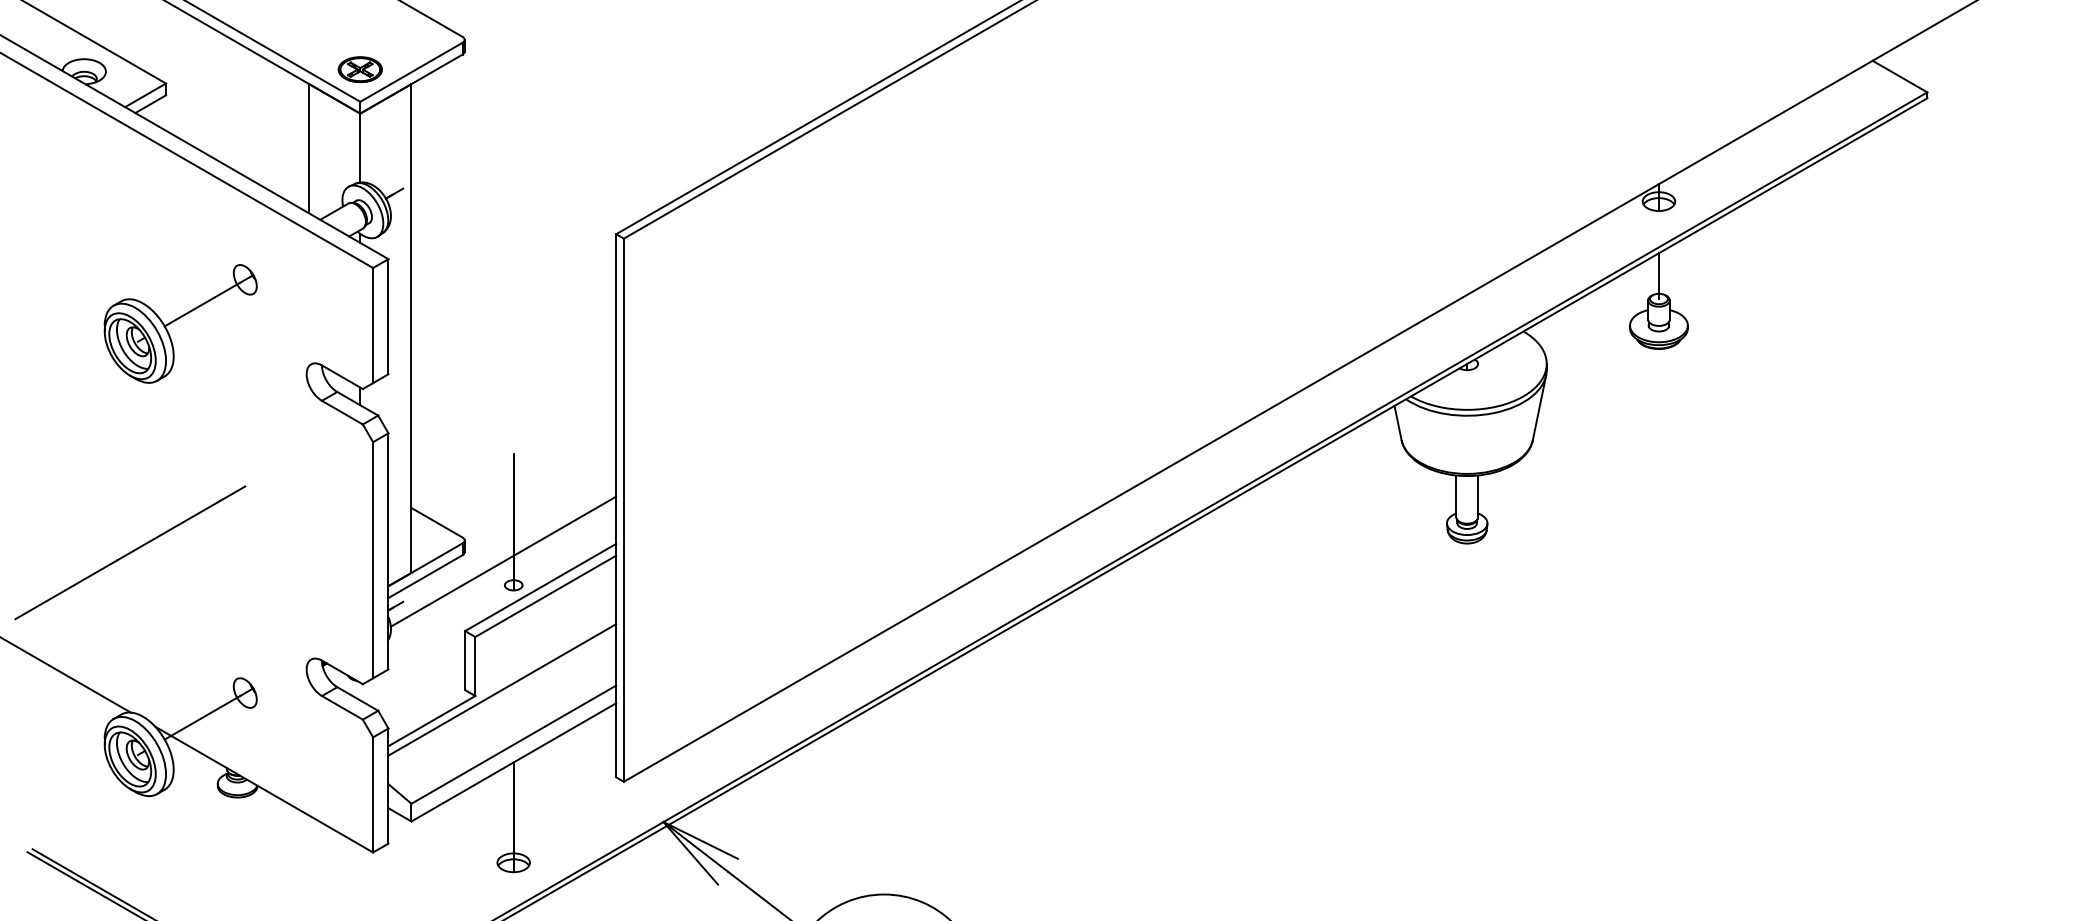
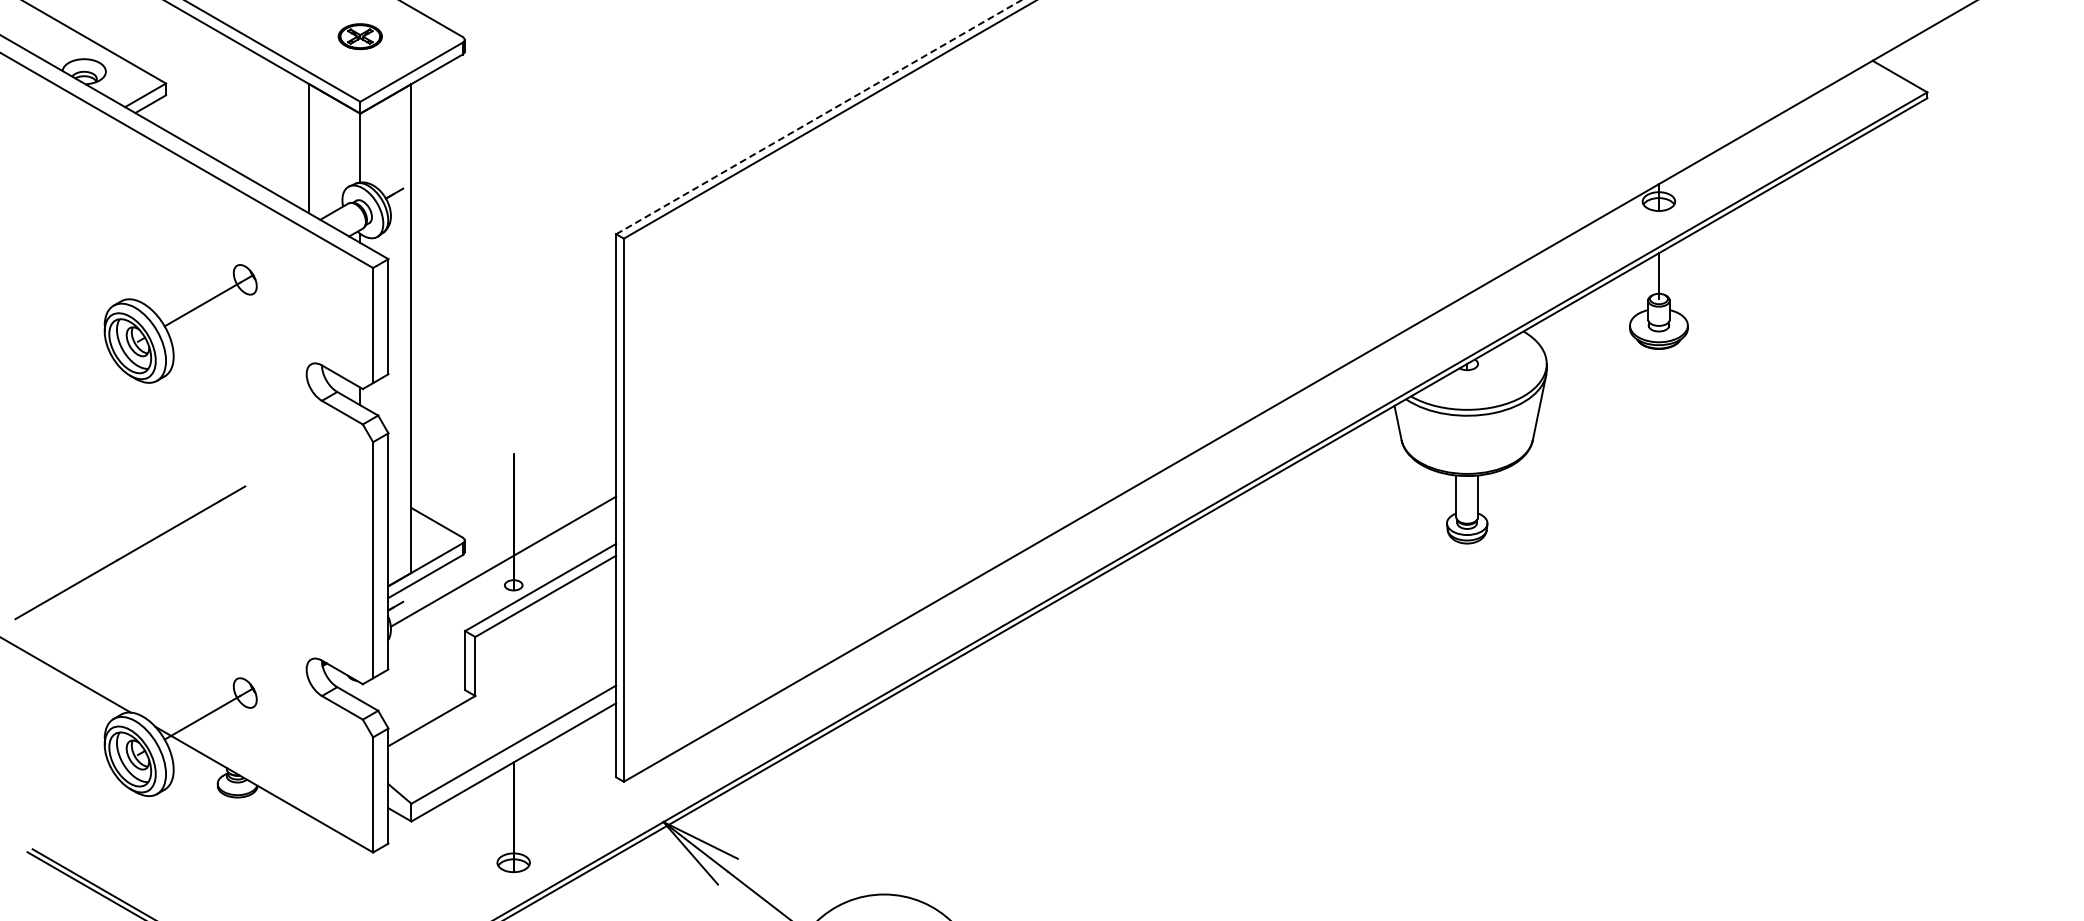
part position: (359, 69) -> (359, 36) (359, 36)
line: solid -> dashed (818, 117)
line: present -> none (502, 689)
